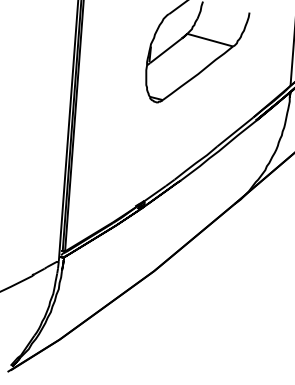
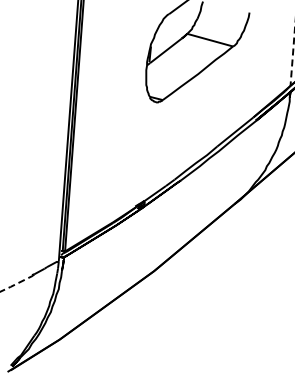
line: solid -> dashed (292, 57)
line: solid -> dashed (16, 284)
